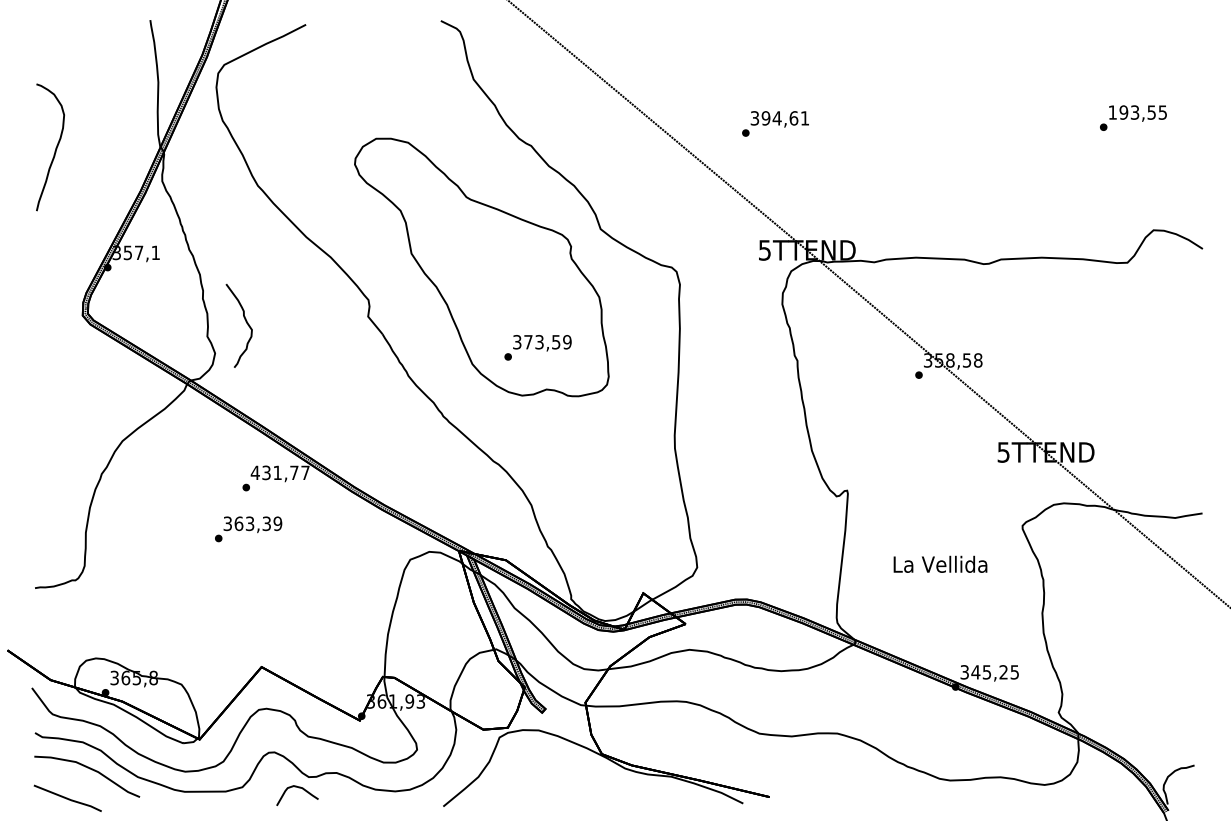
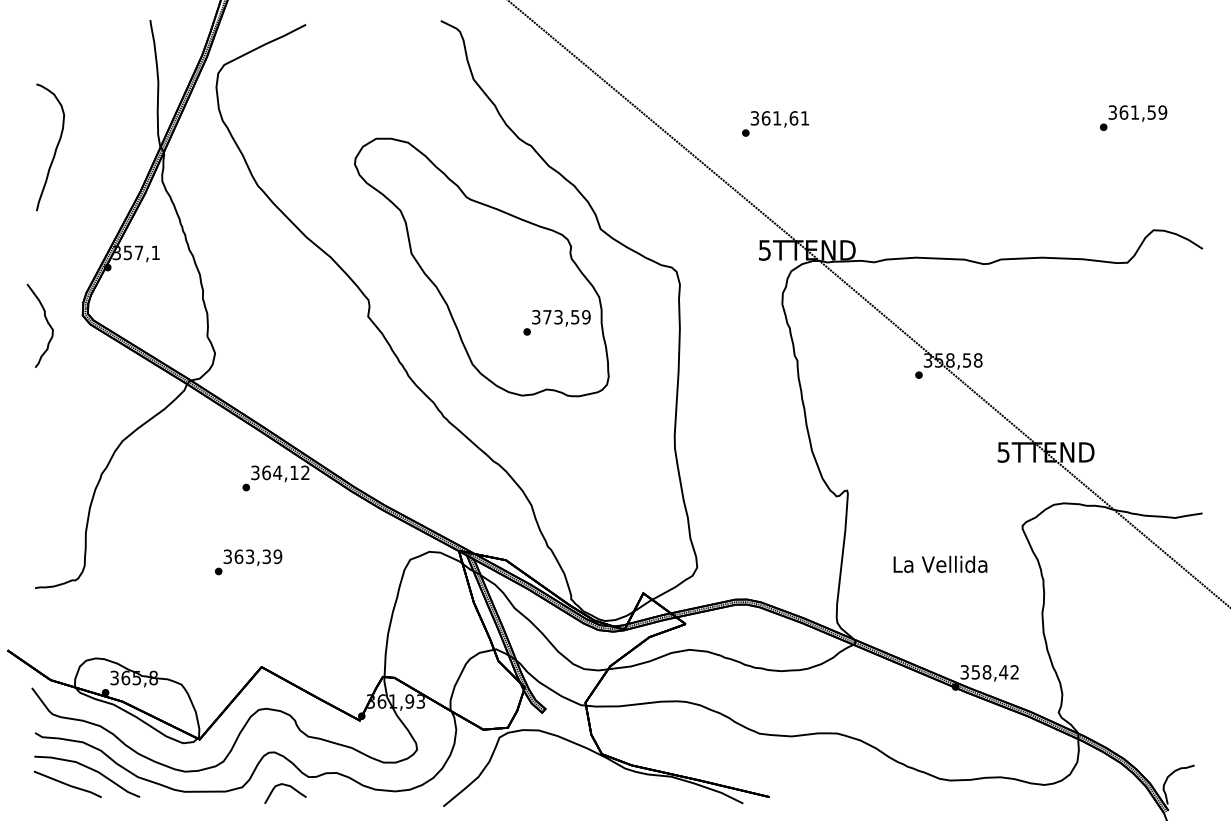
text: 193,55 -> 361,59 (1137, 112)
text: 394,61 -> 361,61 (771, 118)
curve position: (245, 321) -> (46, 321) (46, 321)
text position: (537, 347) -> (556, 322) (556, 322)
text: 431,77 -> 364,12 (279, 472)
text position: (248, 529) -> (248, 562) (248, 562)
text: 345,25 -> 358,42 (994, 672)
curve position: (298, 788) -> (286, 786) (286, 786)
line position: (67, 797) -> (67, 783) (67, 783)
